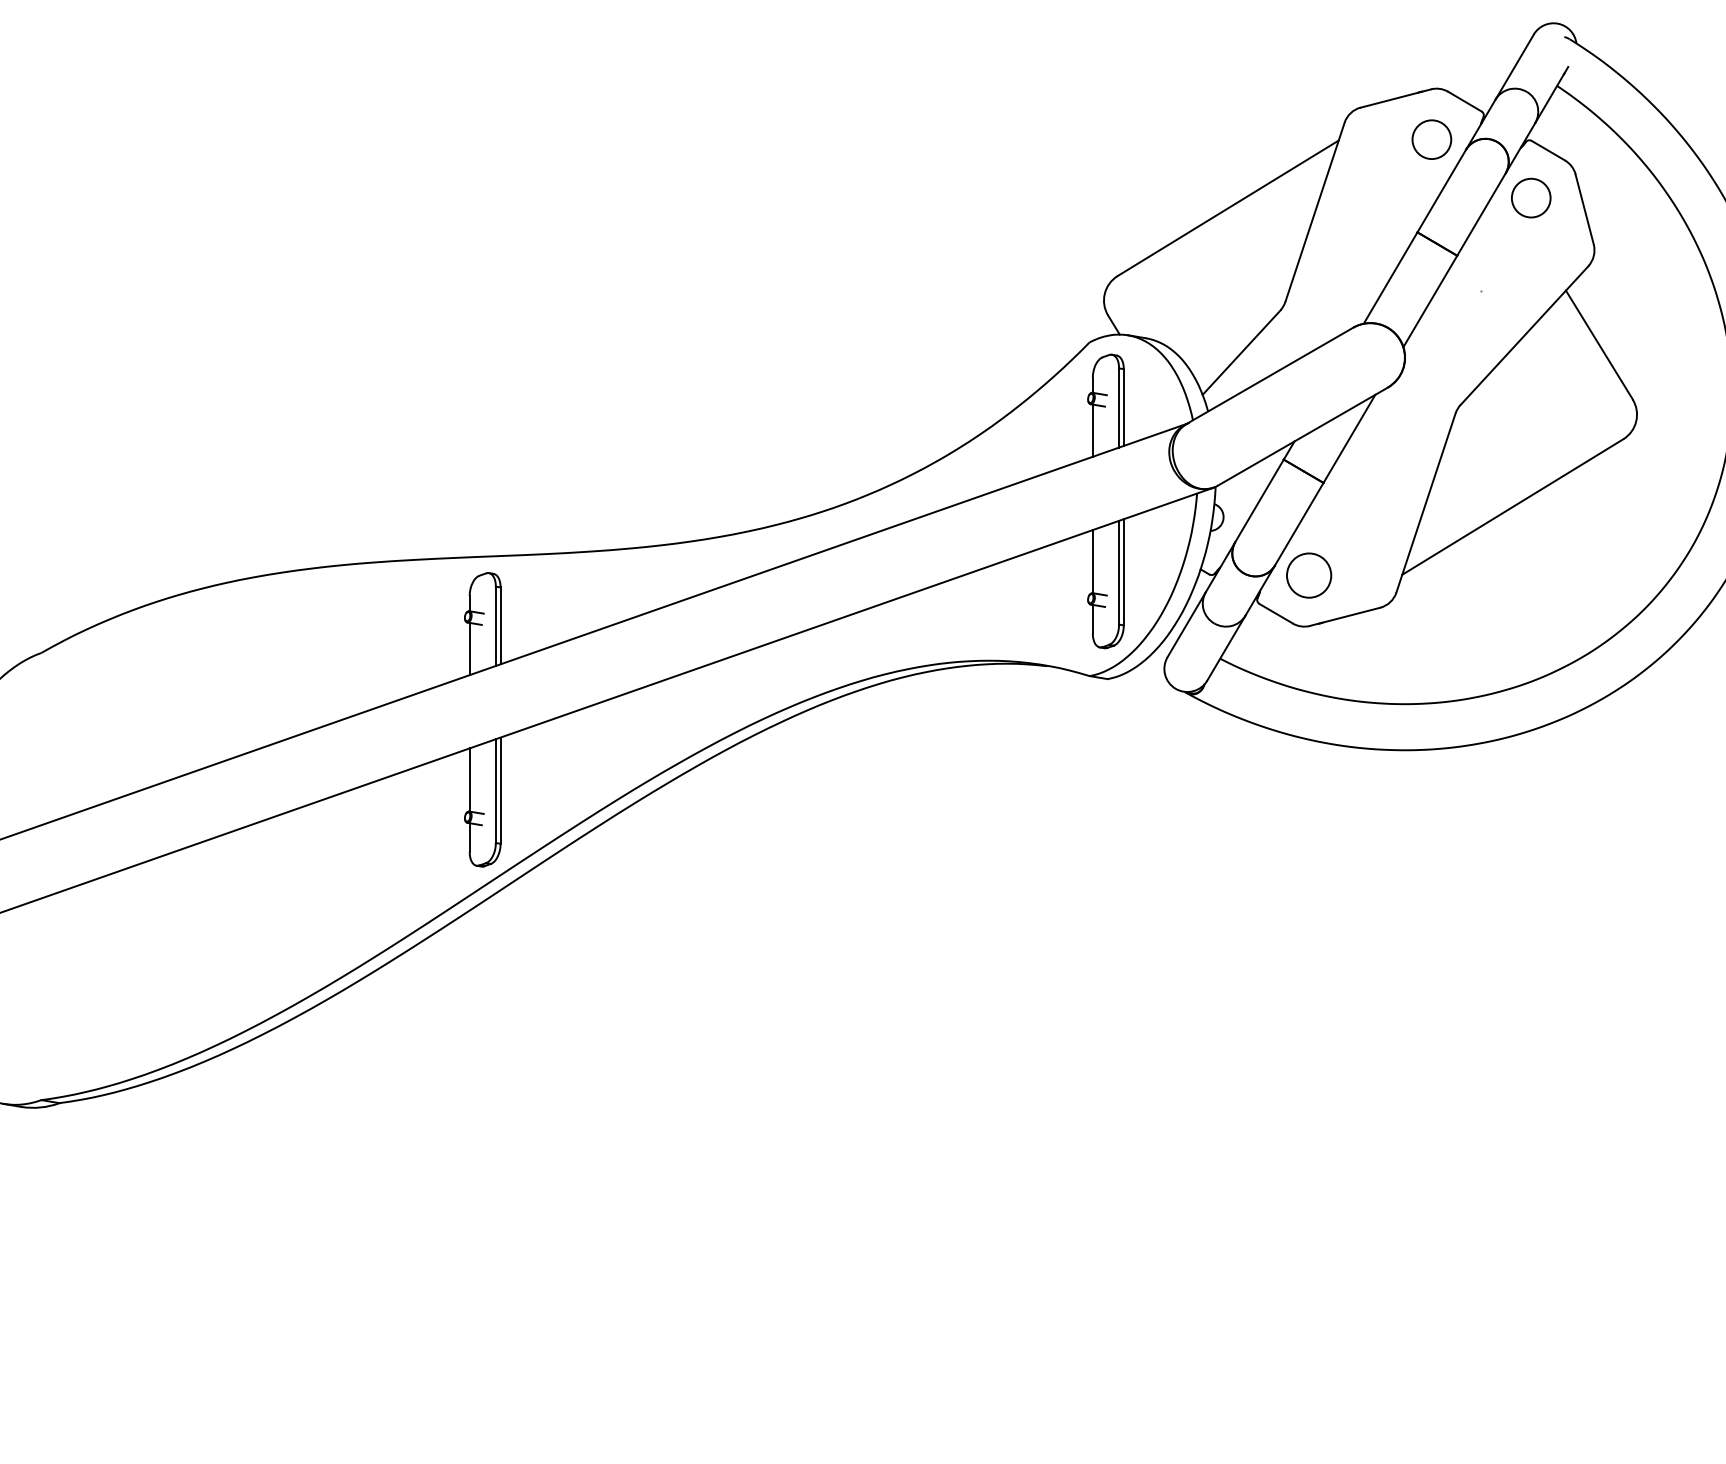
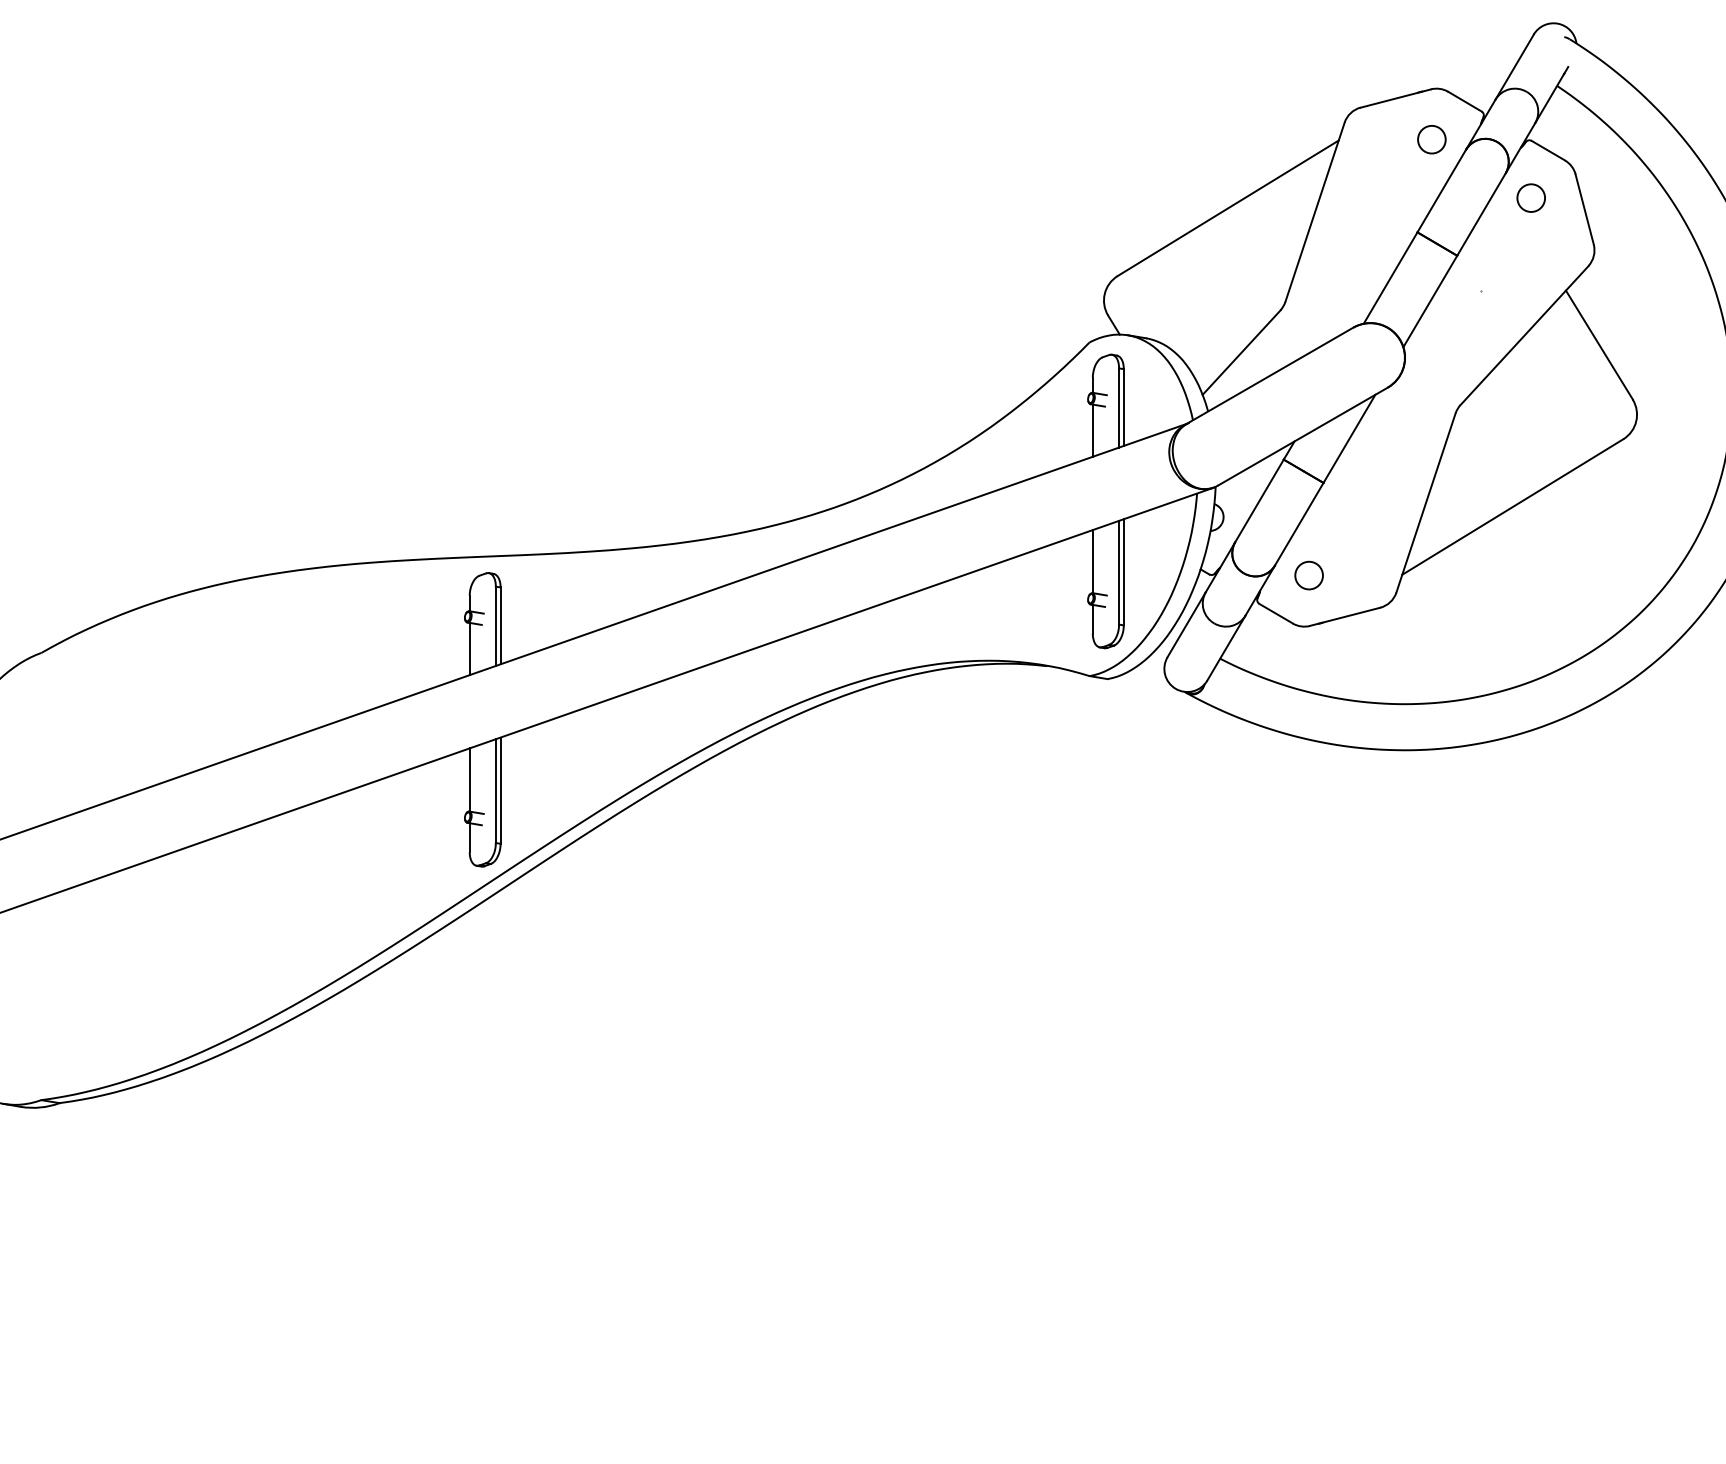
circle diameter: 39 px -> 28 px (1431, 139)
circle diameter: 39 px -> 28 px (1531, 197)
circle diameter: 44 px -> 28 px (1308, 575)
